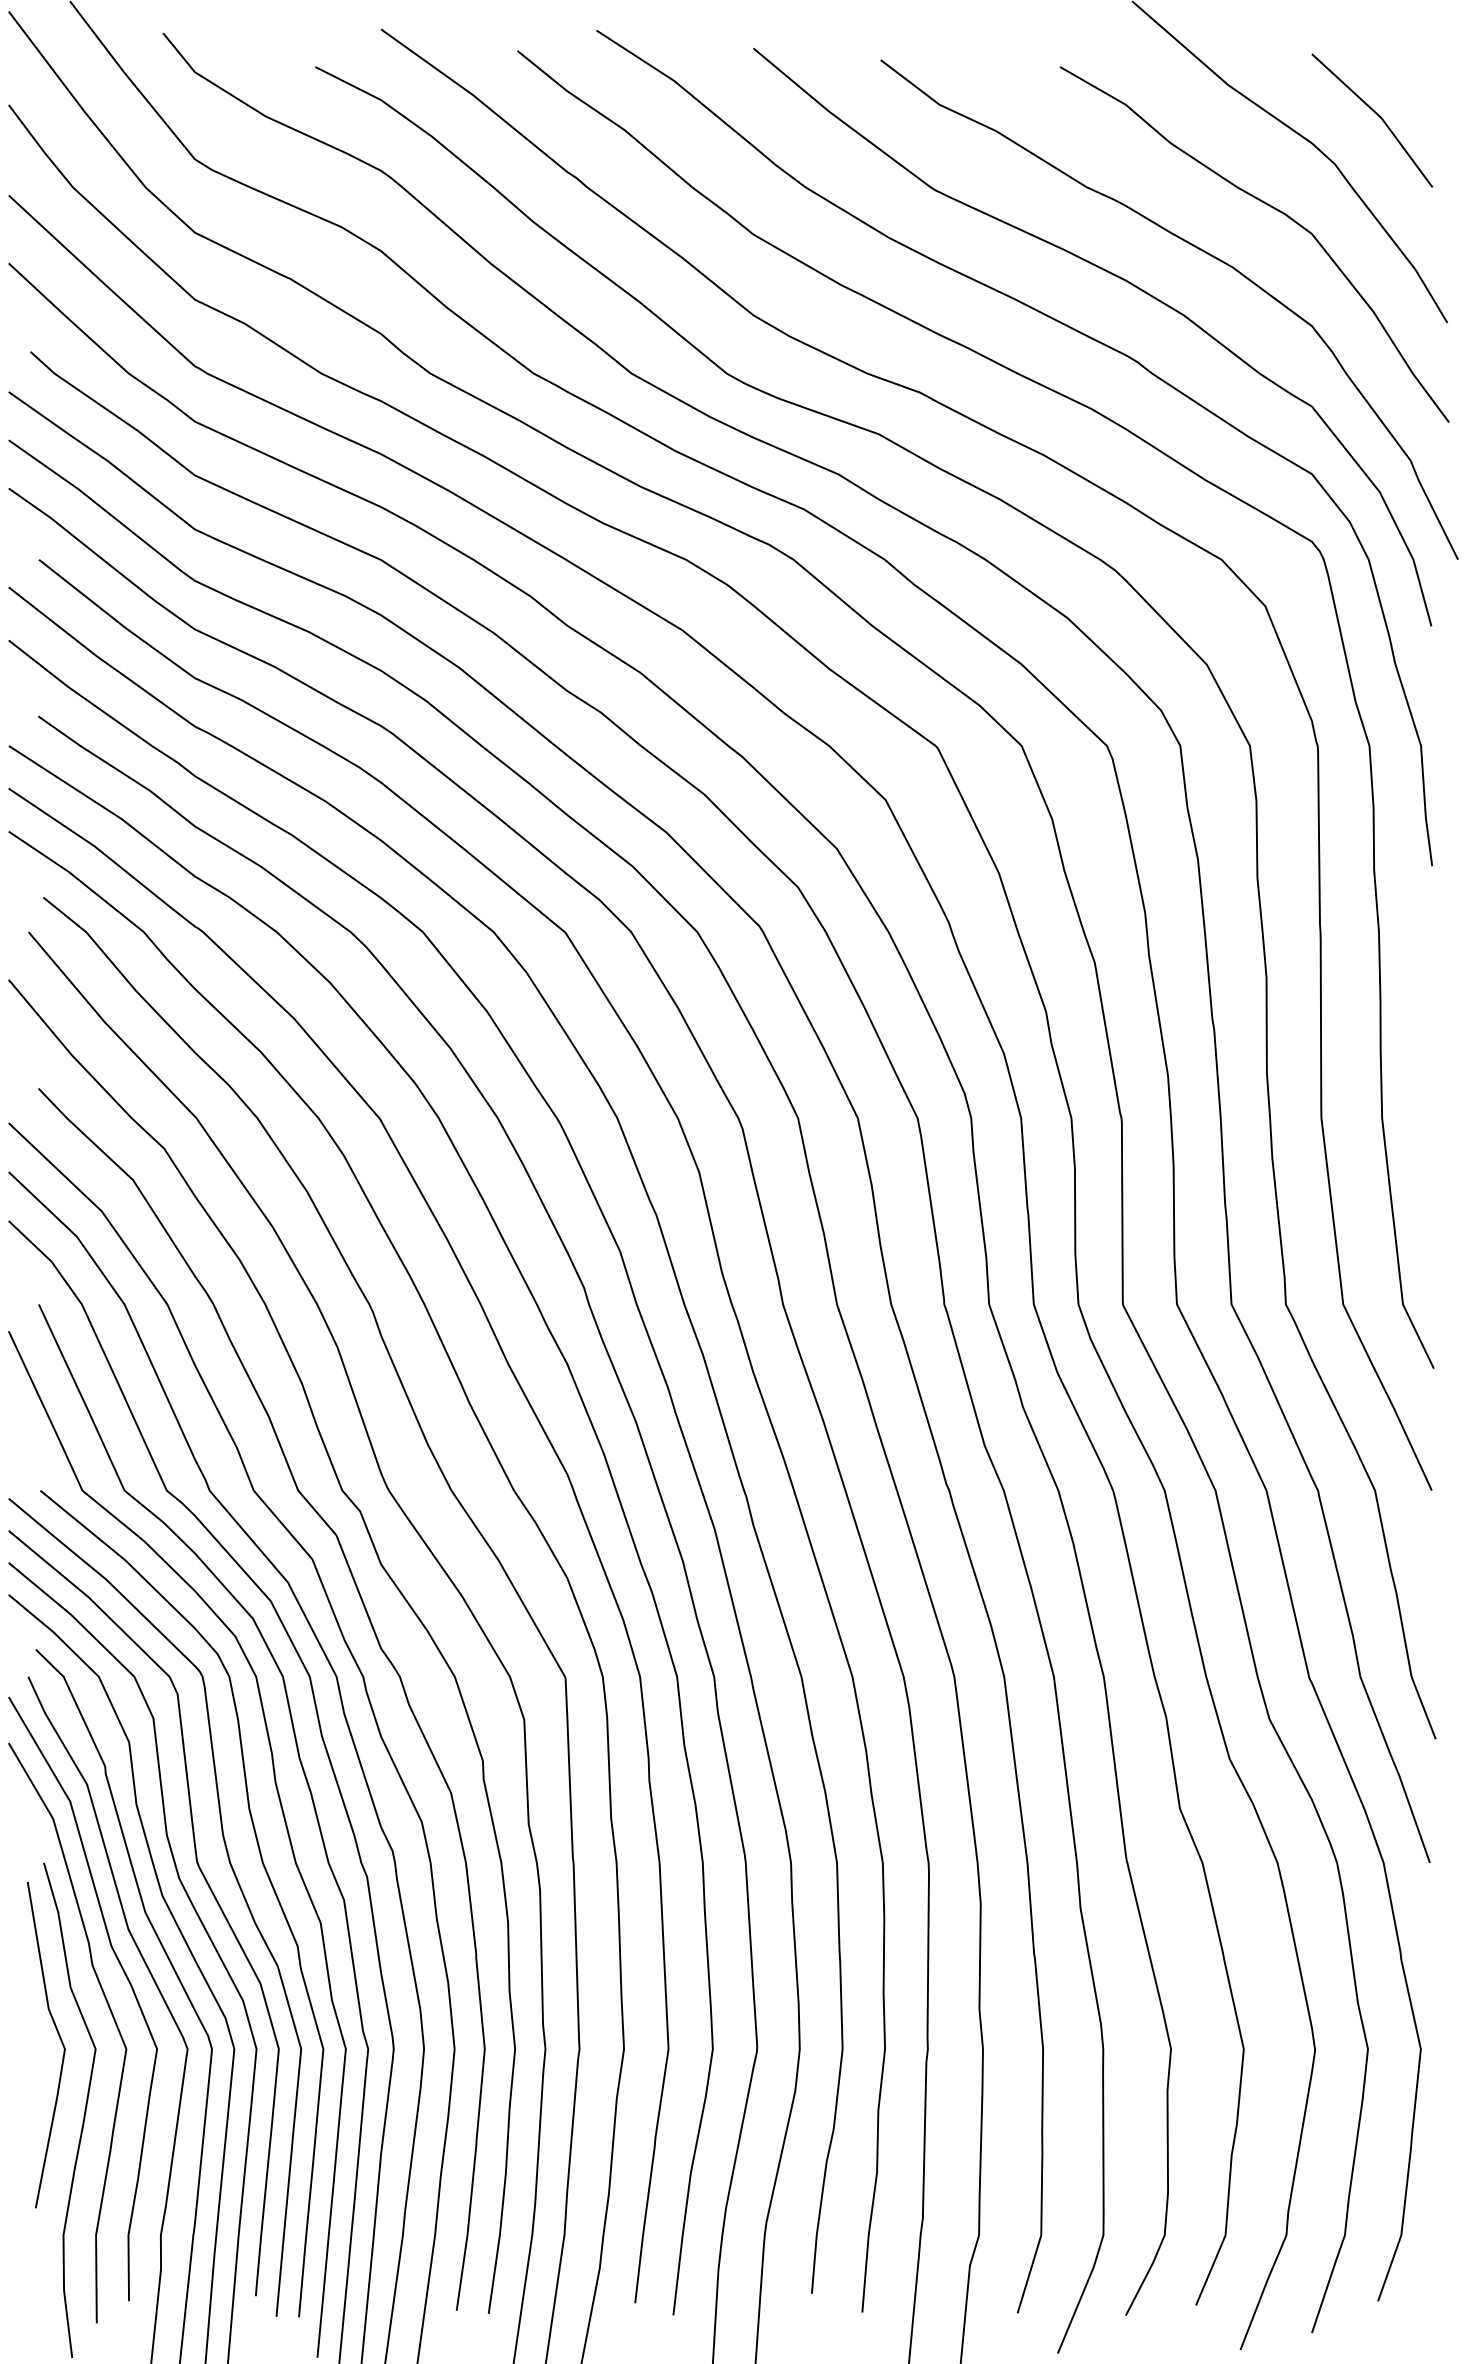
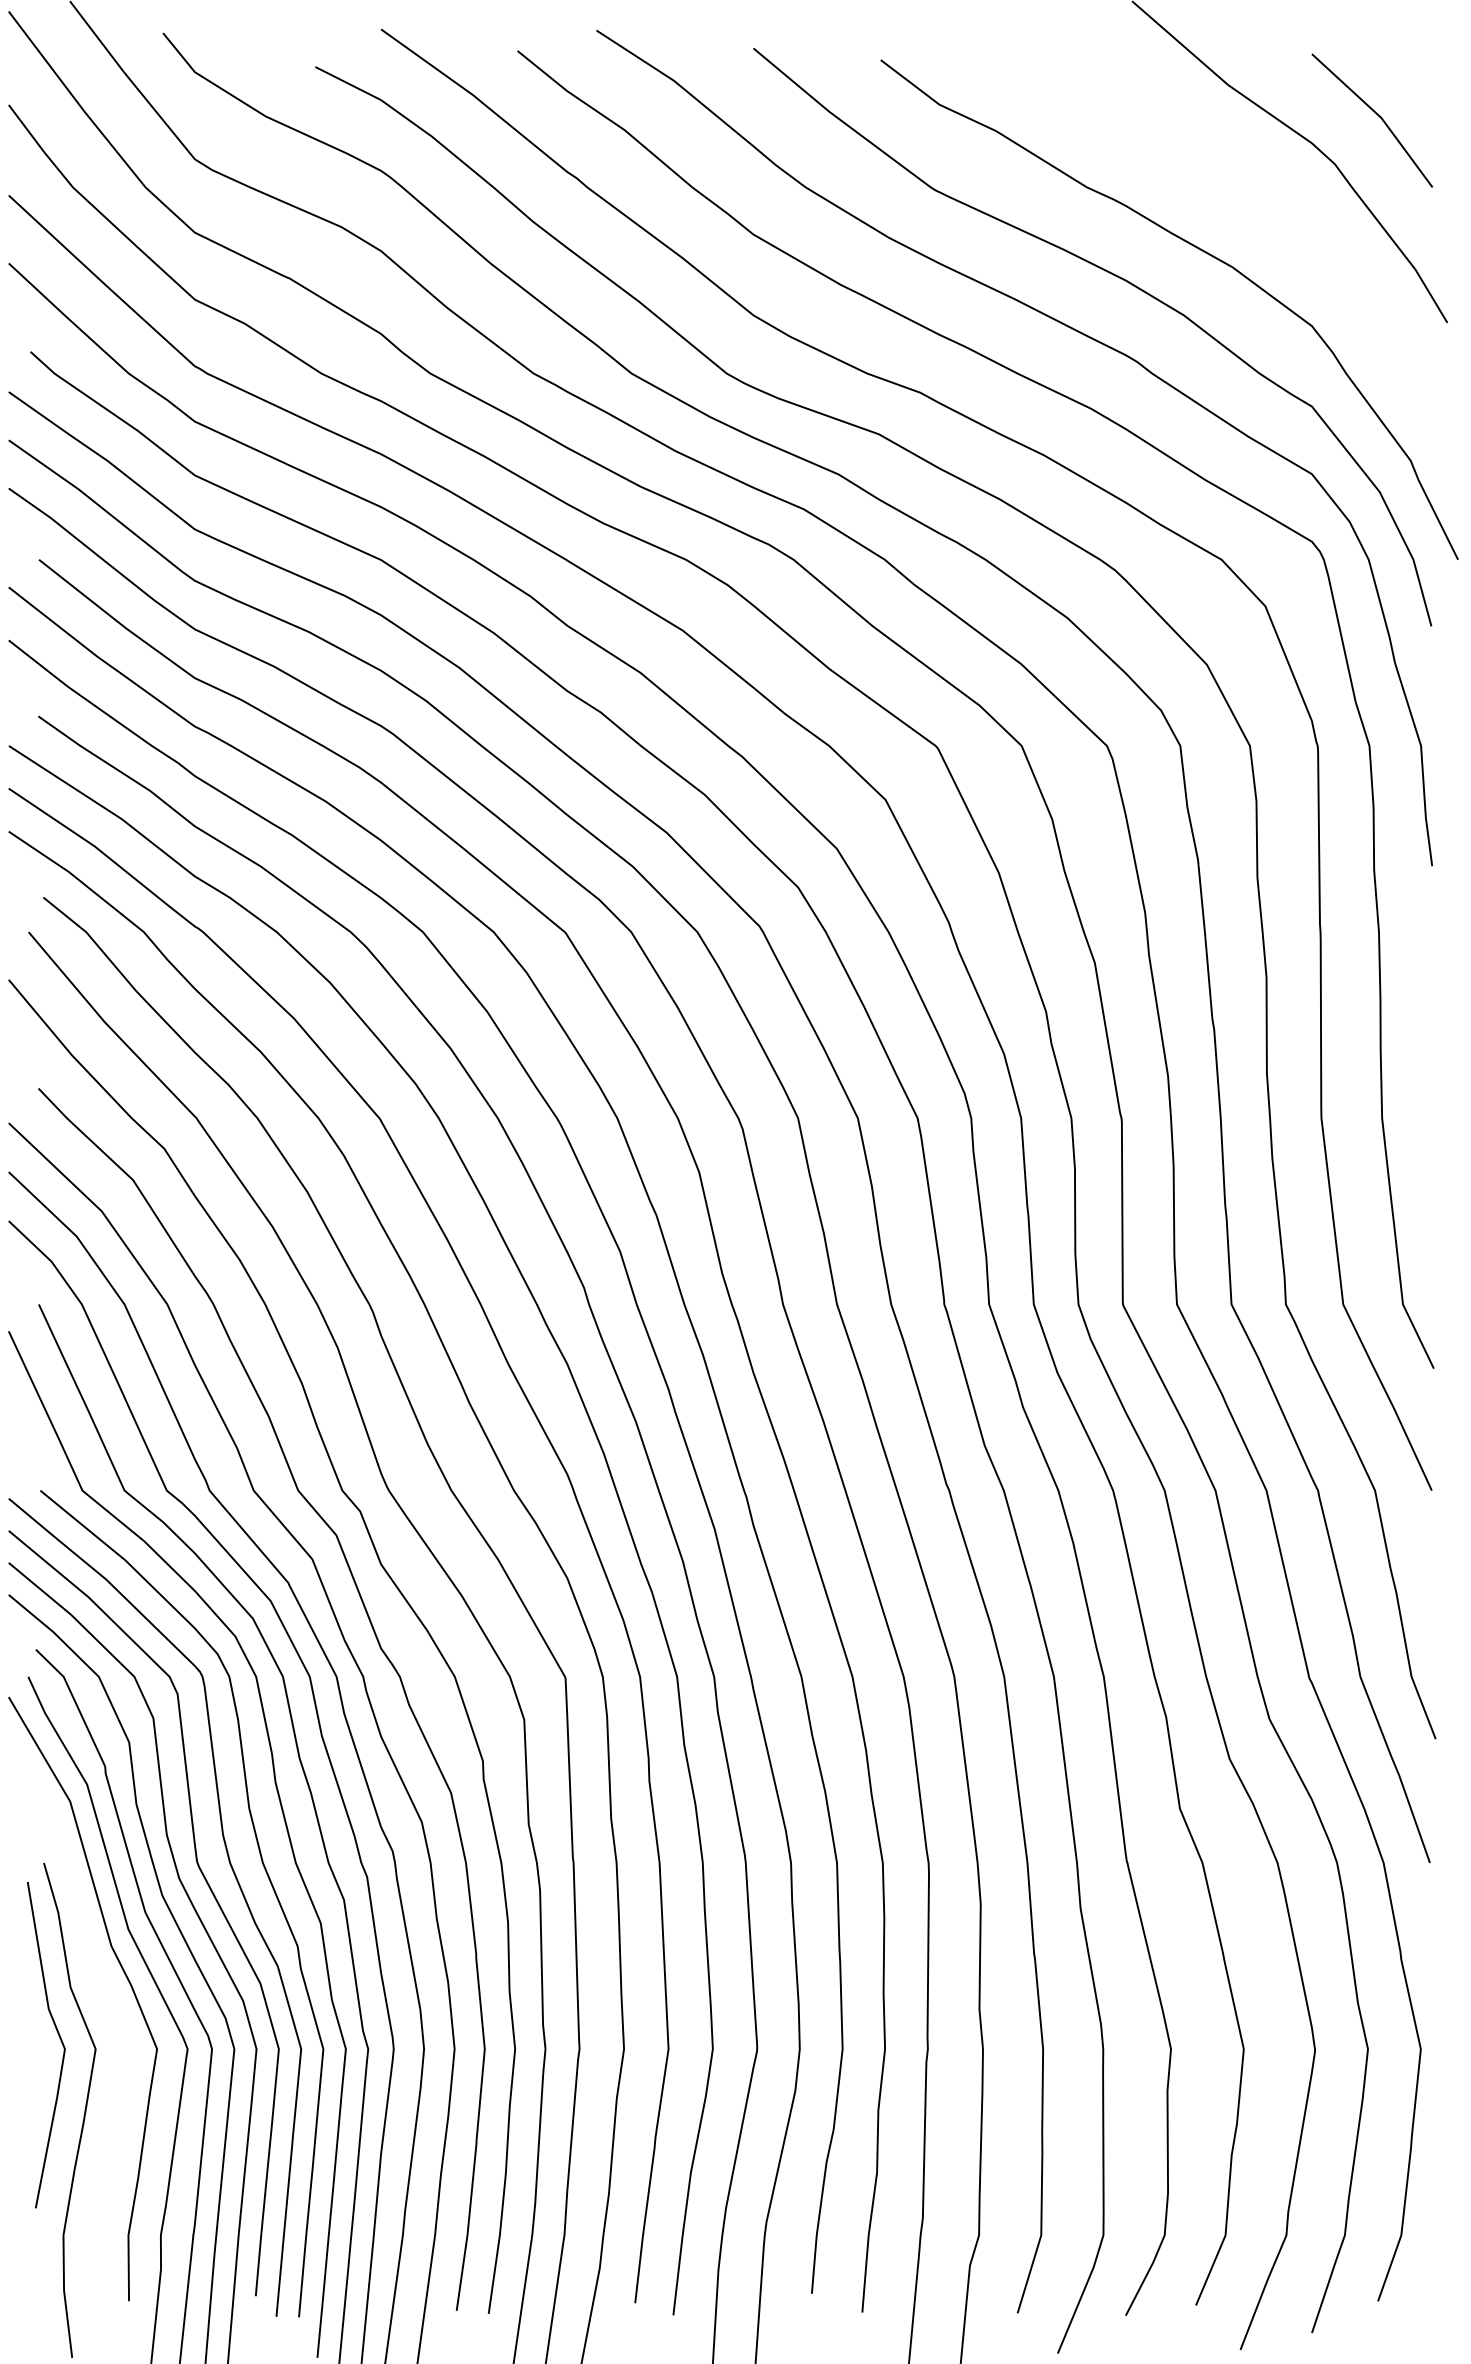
curve: present -> none (1272, 208)
curve: present -> none (111, 2015)
